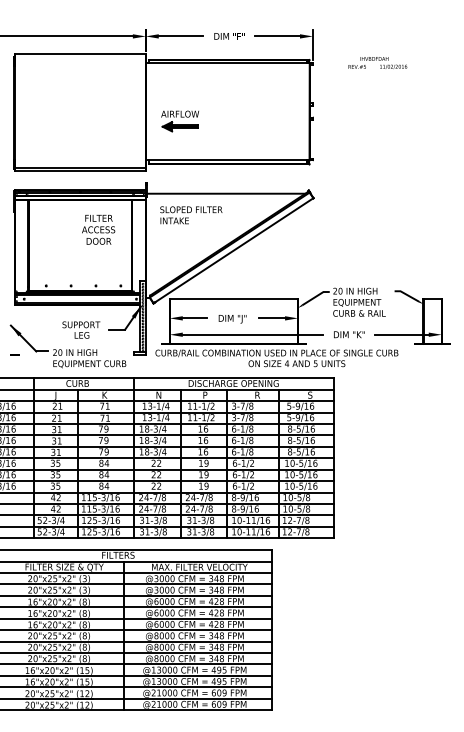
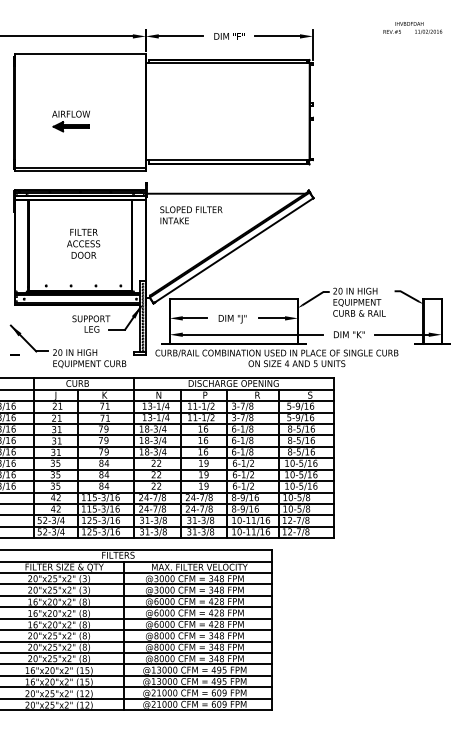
text position: (377, 62) -> (412, 27) (412, 27)
part position: (179, 121) -> (70, 121) (70, 121)
text position: (98, 229) -> (83, 243) (83, 243)
text position: (81, 329) -> (91, 323) (91, 323)
